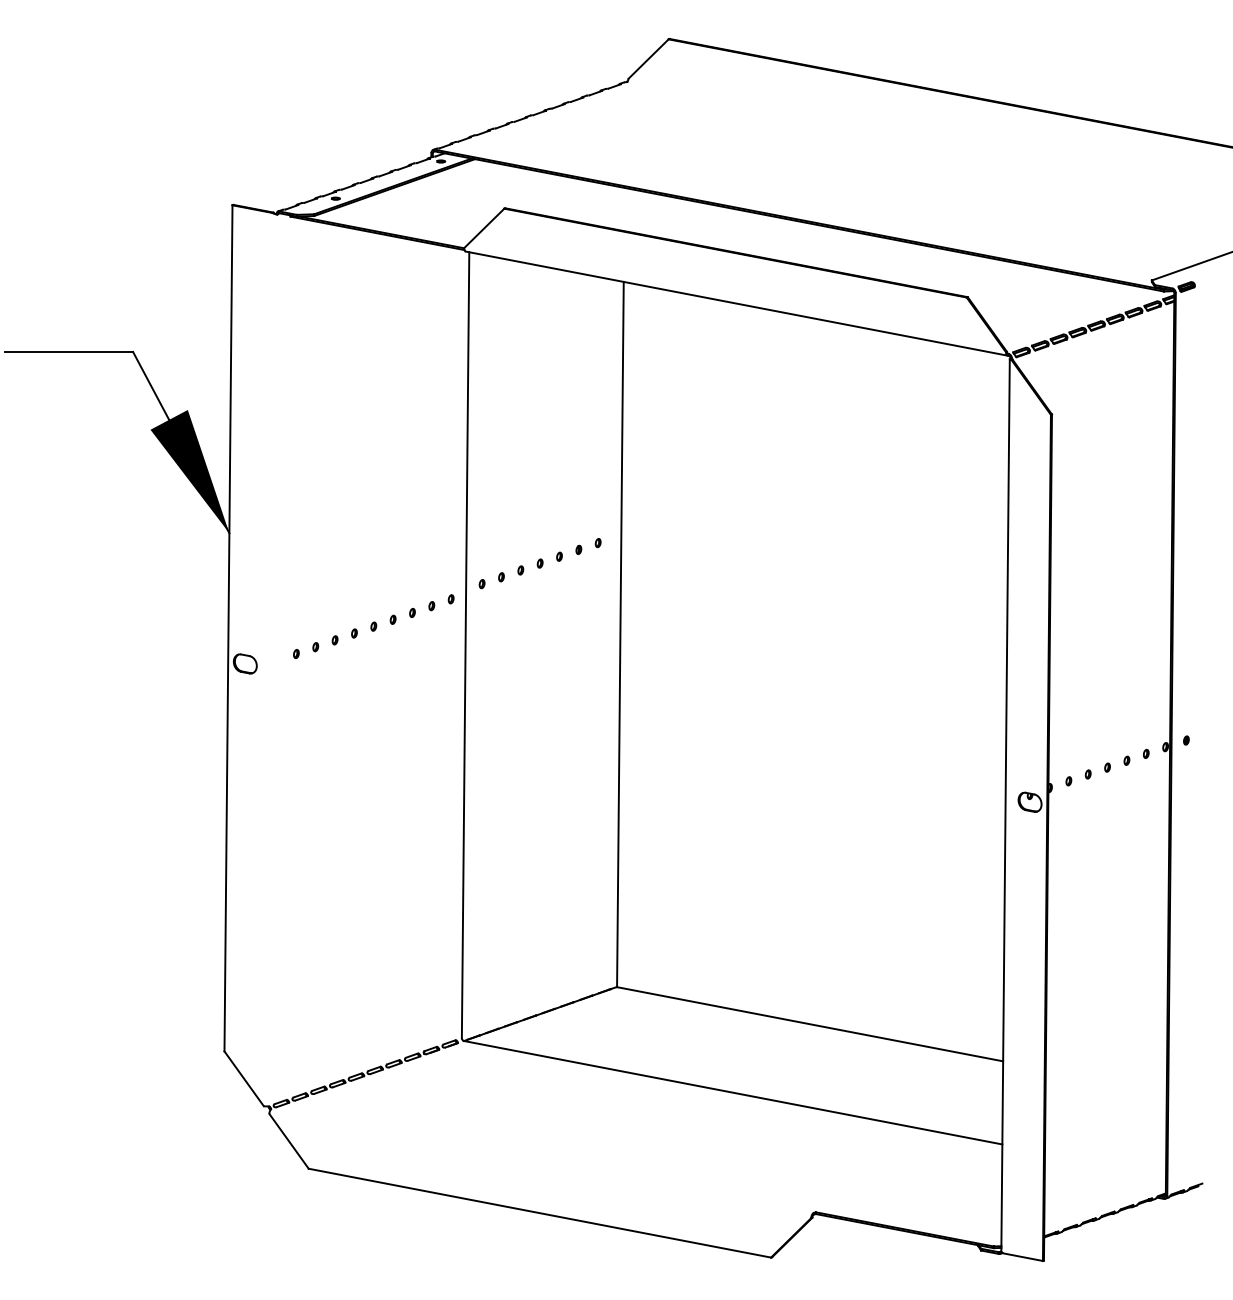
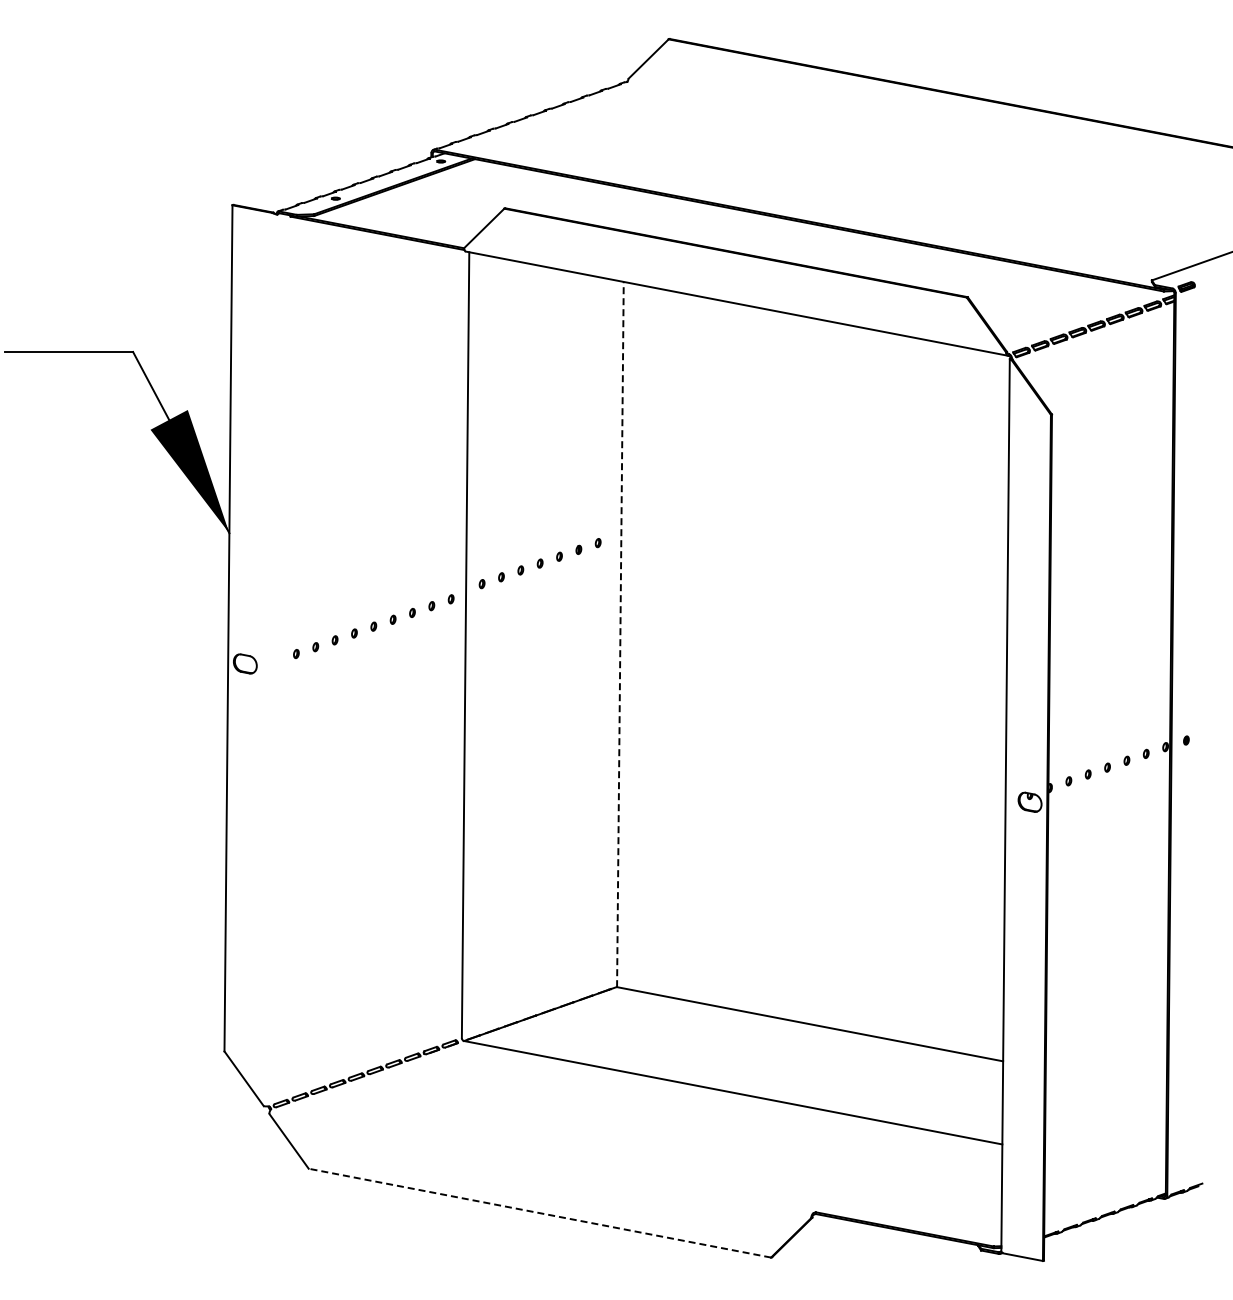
line: solid -> dashed (620, 634)
line: solid -> dashed (539, 1213)
